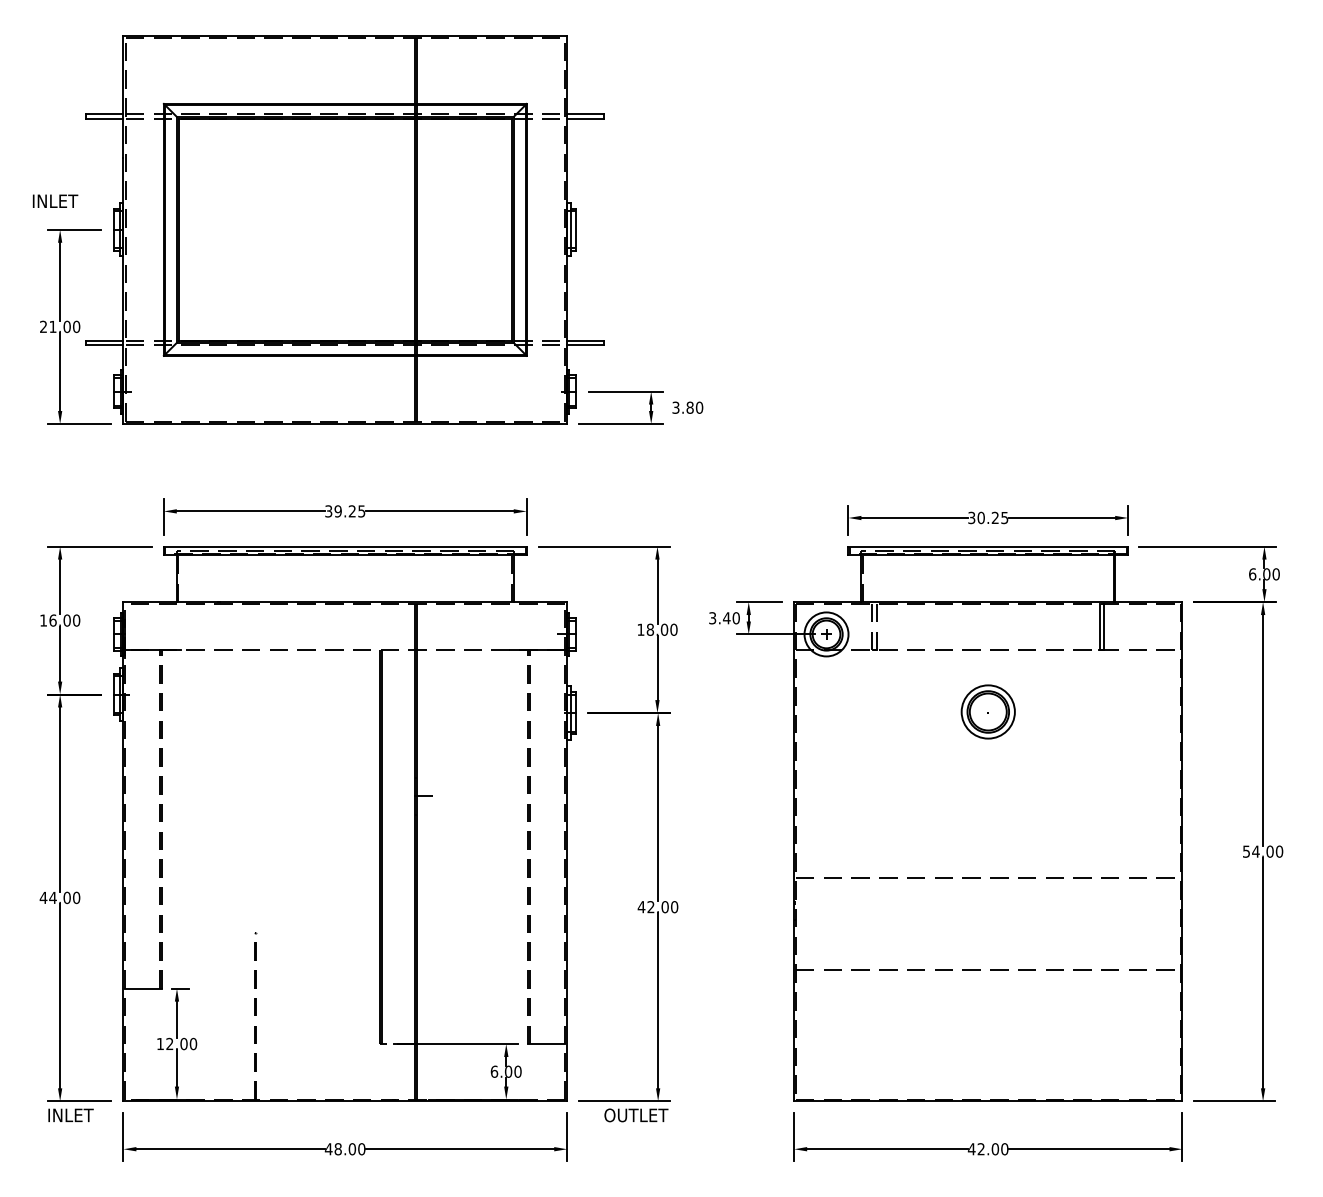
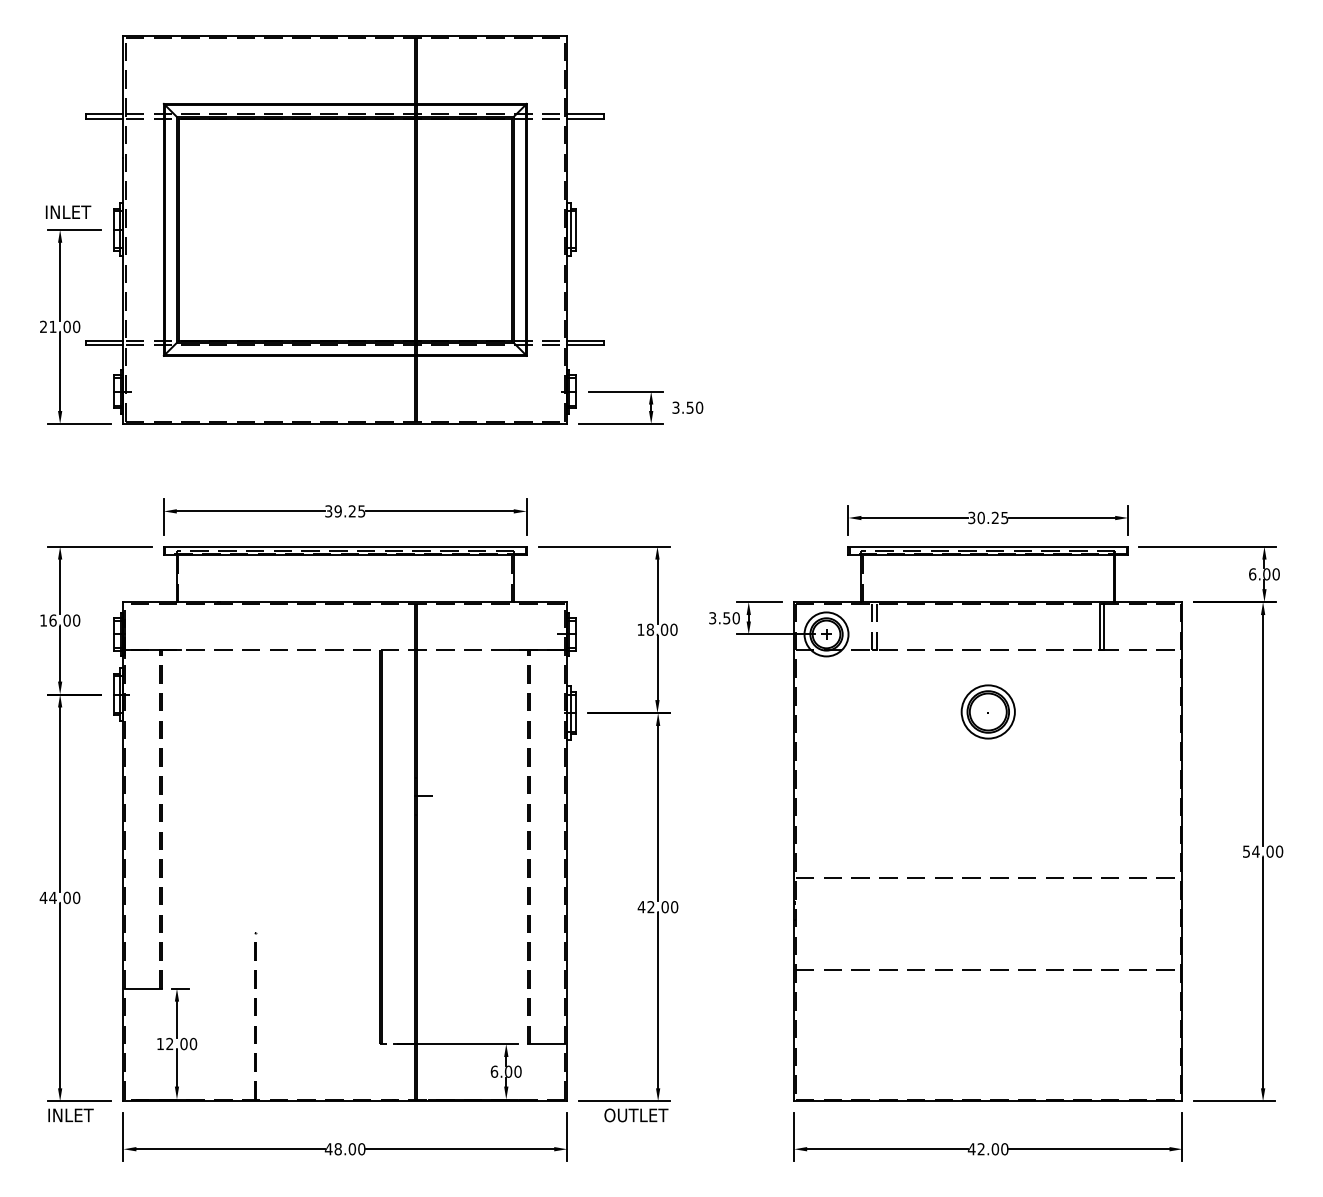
text position: (55, 200) -> (68, 211) (68, 211)
text: 3.80 -> 3.50 (689, 407)
text: 3.40 -> 3.50 (726, 618)
